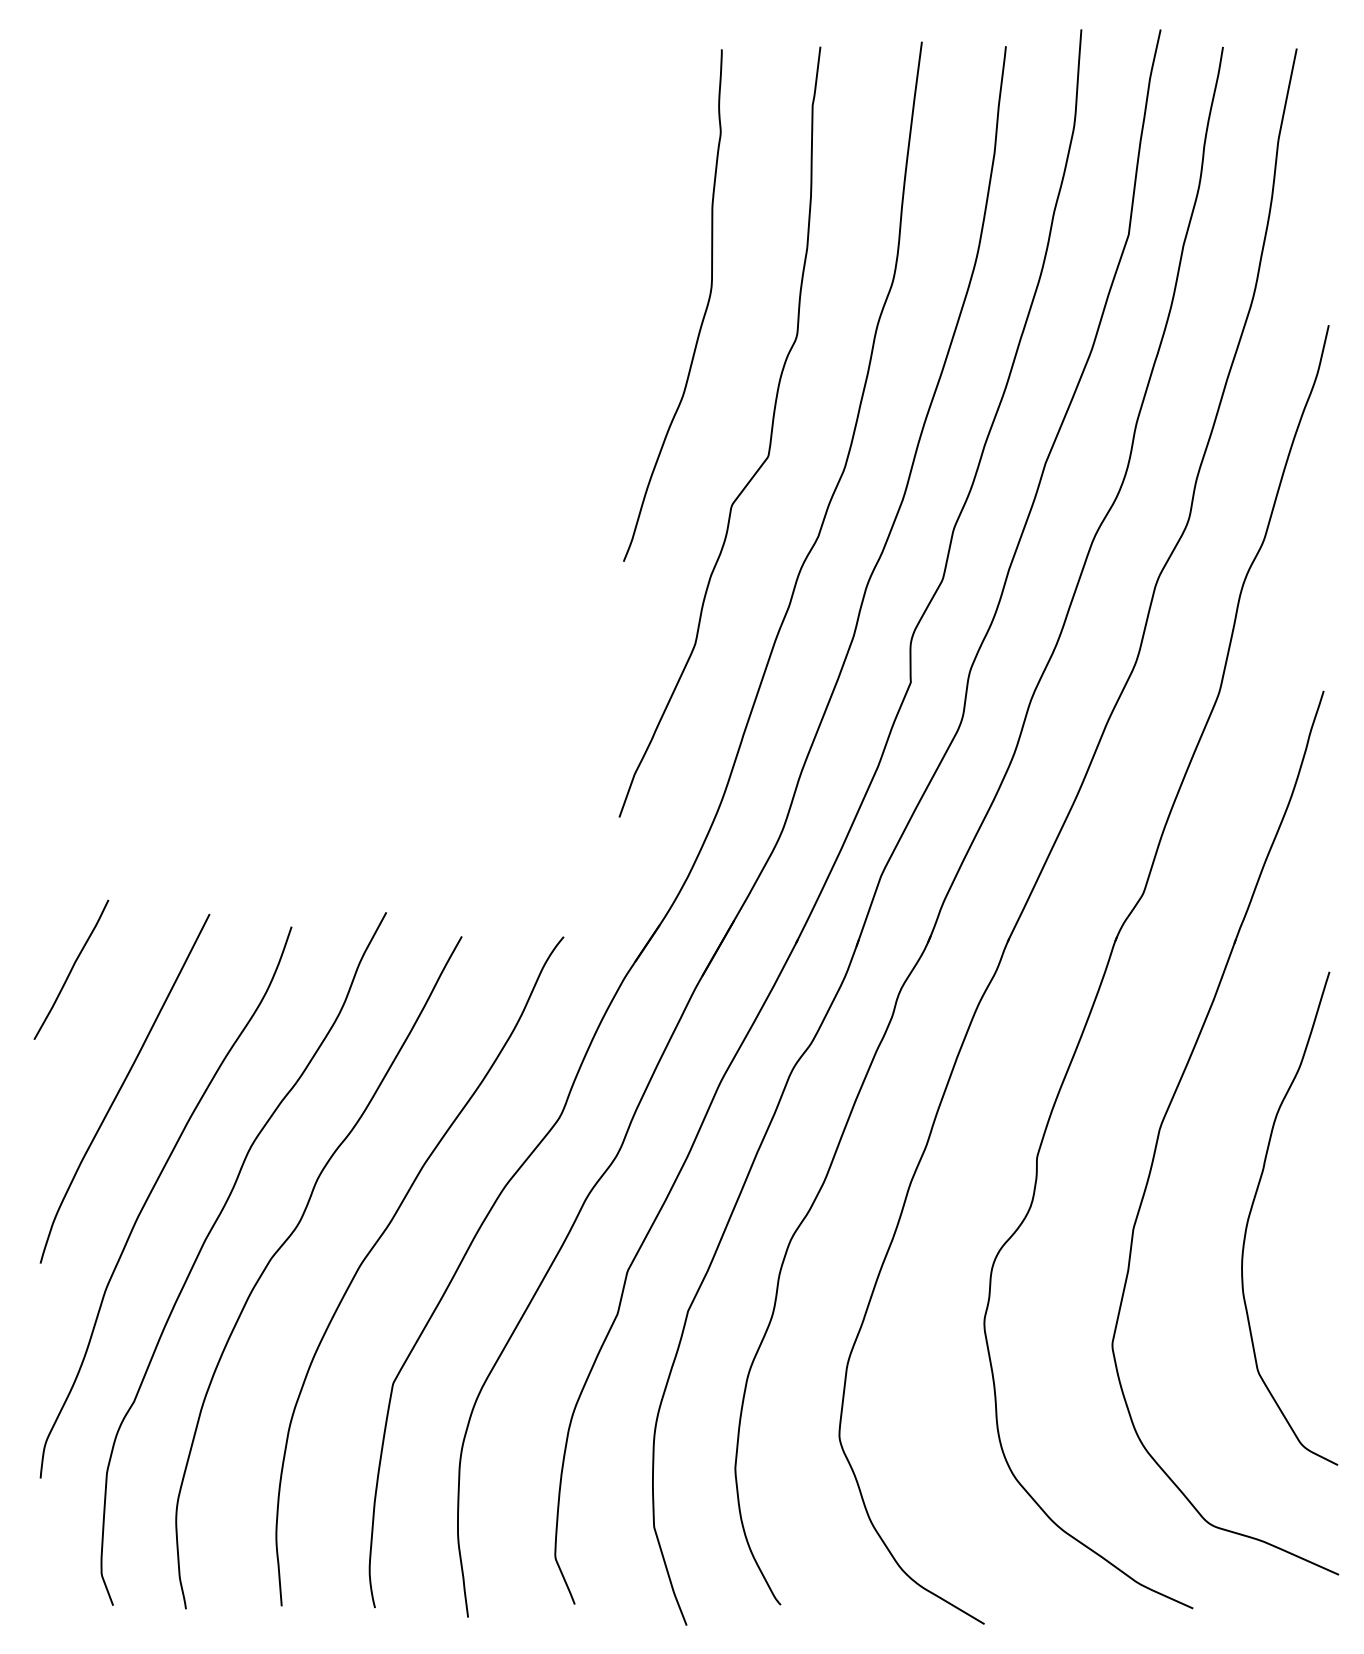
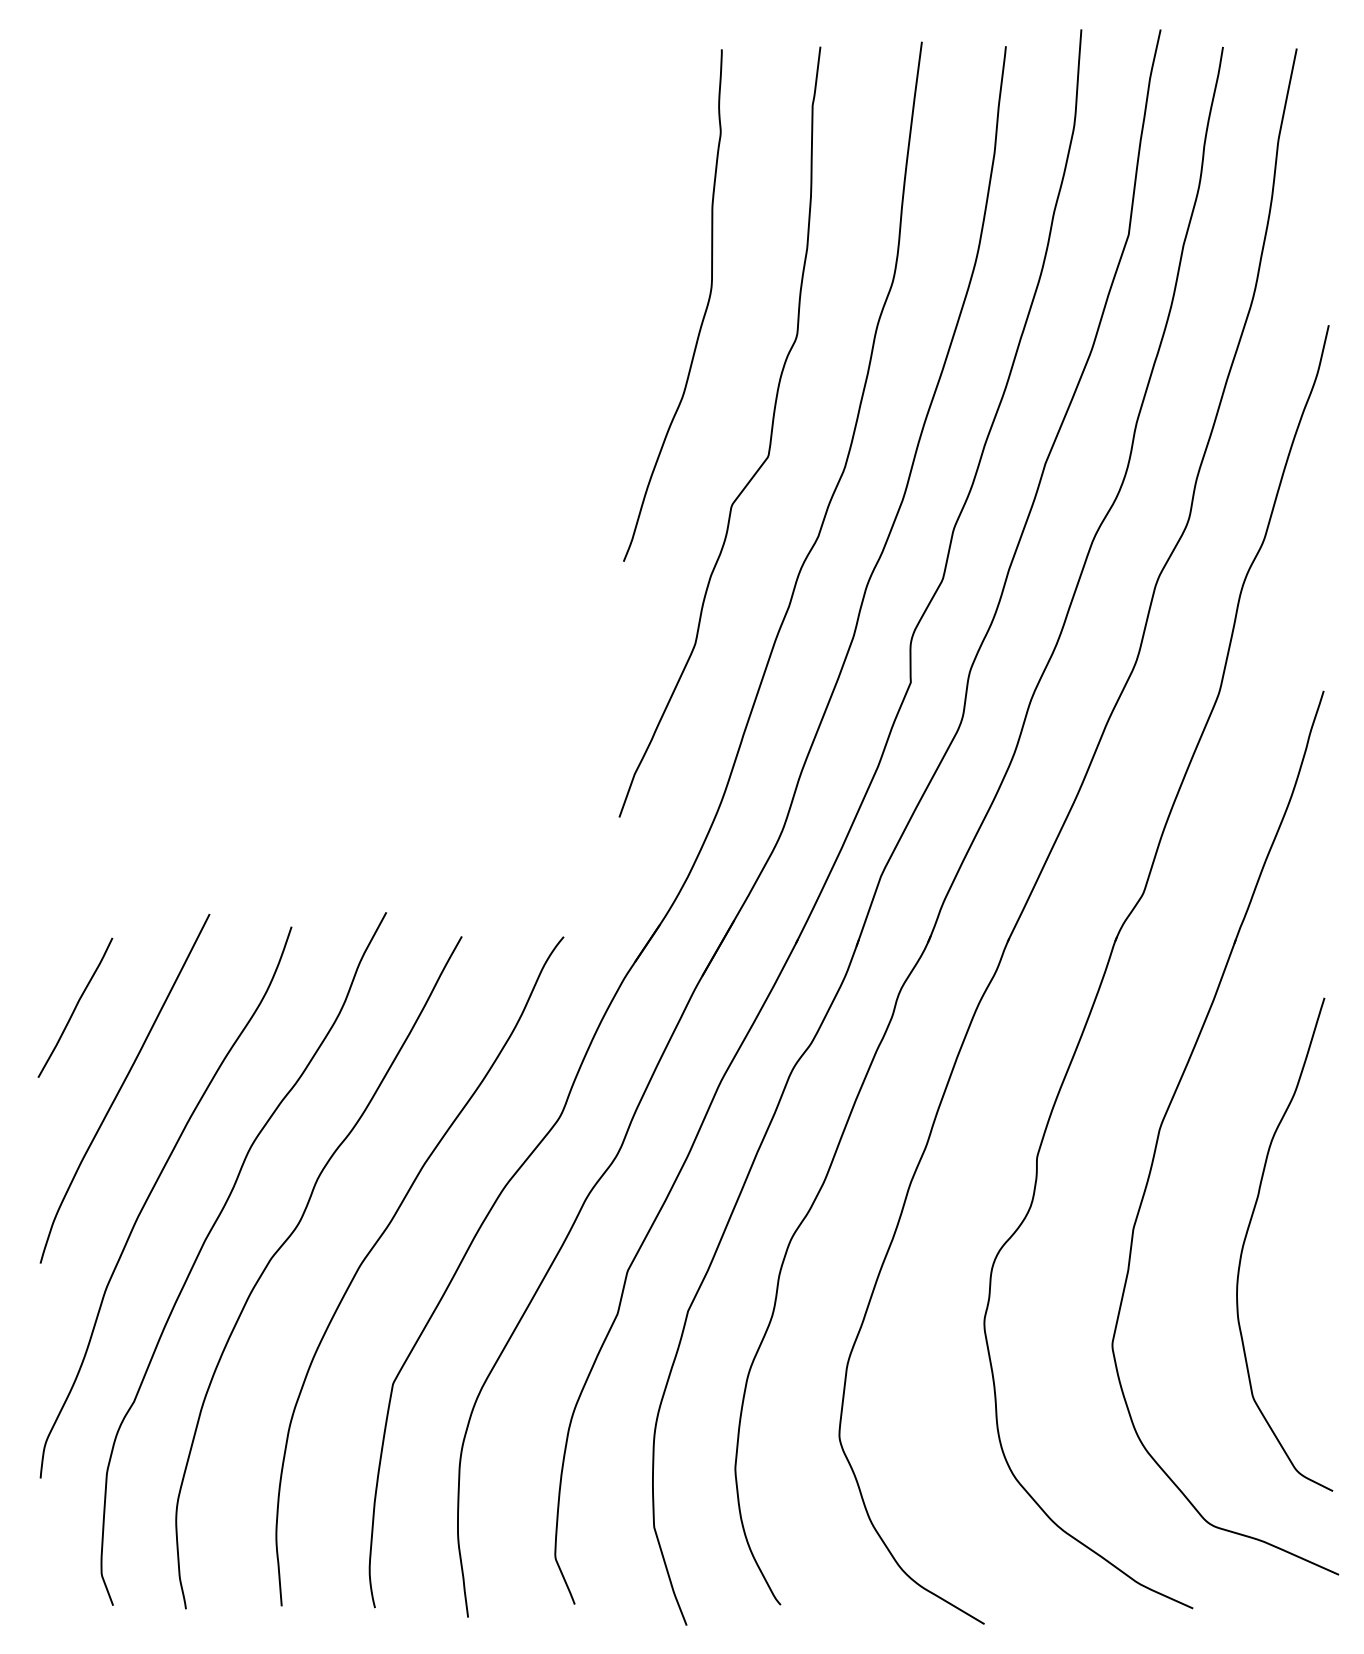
curve position: (71, 969) -> (75, 1007) (75, 1007)
curve position: (1253, 1205) -> (1248, 1231) (1248, 1231)
